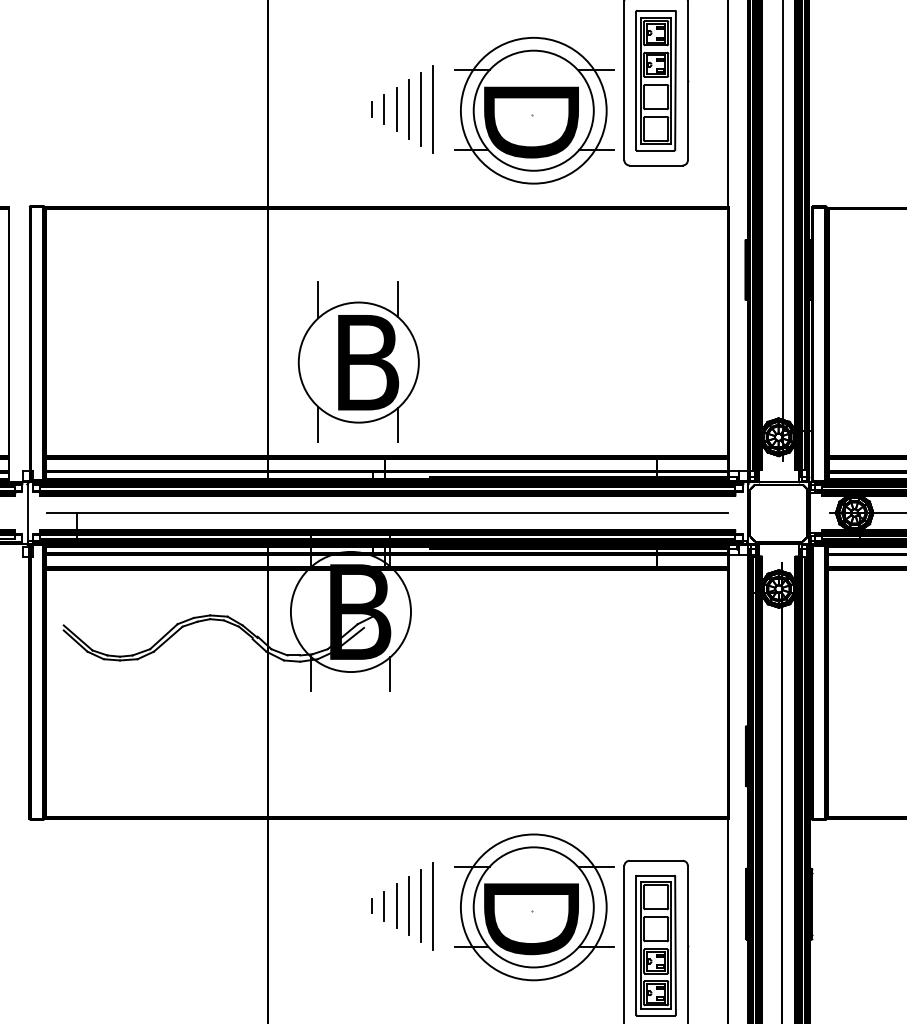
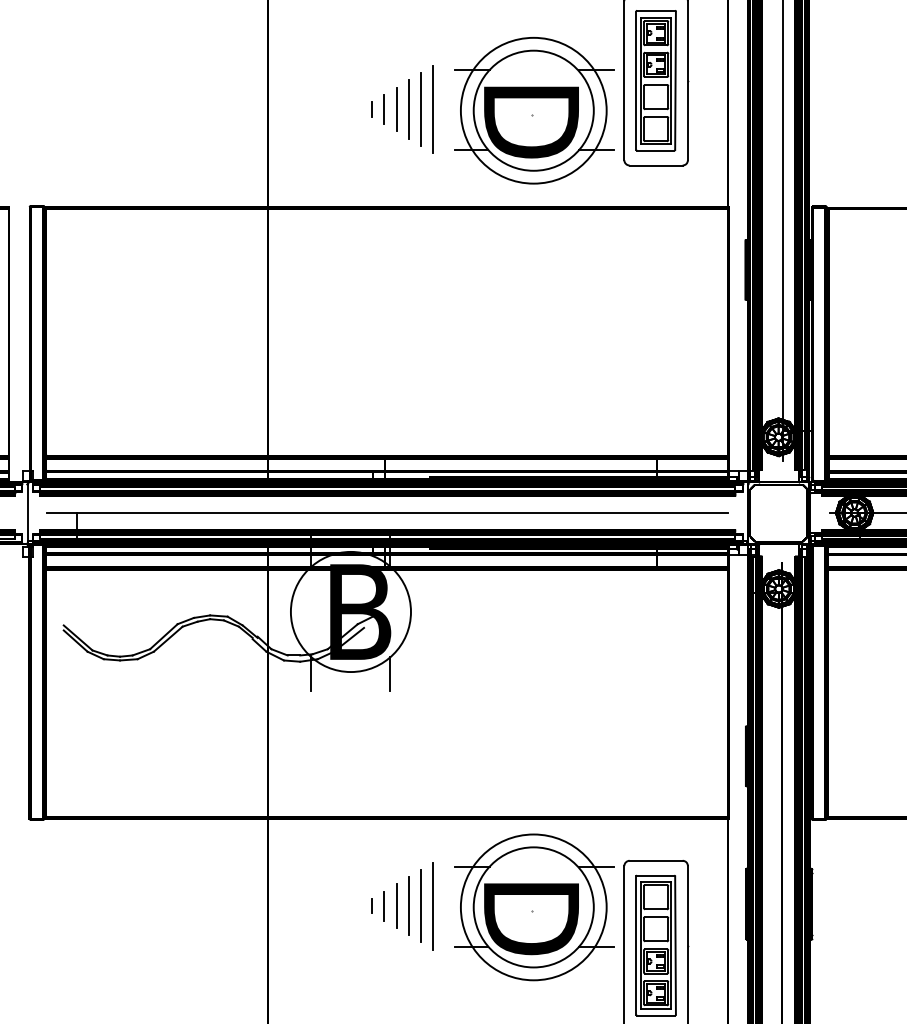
part: present -> none (358, 361)
